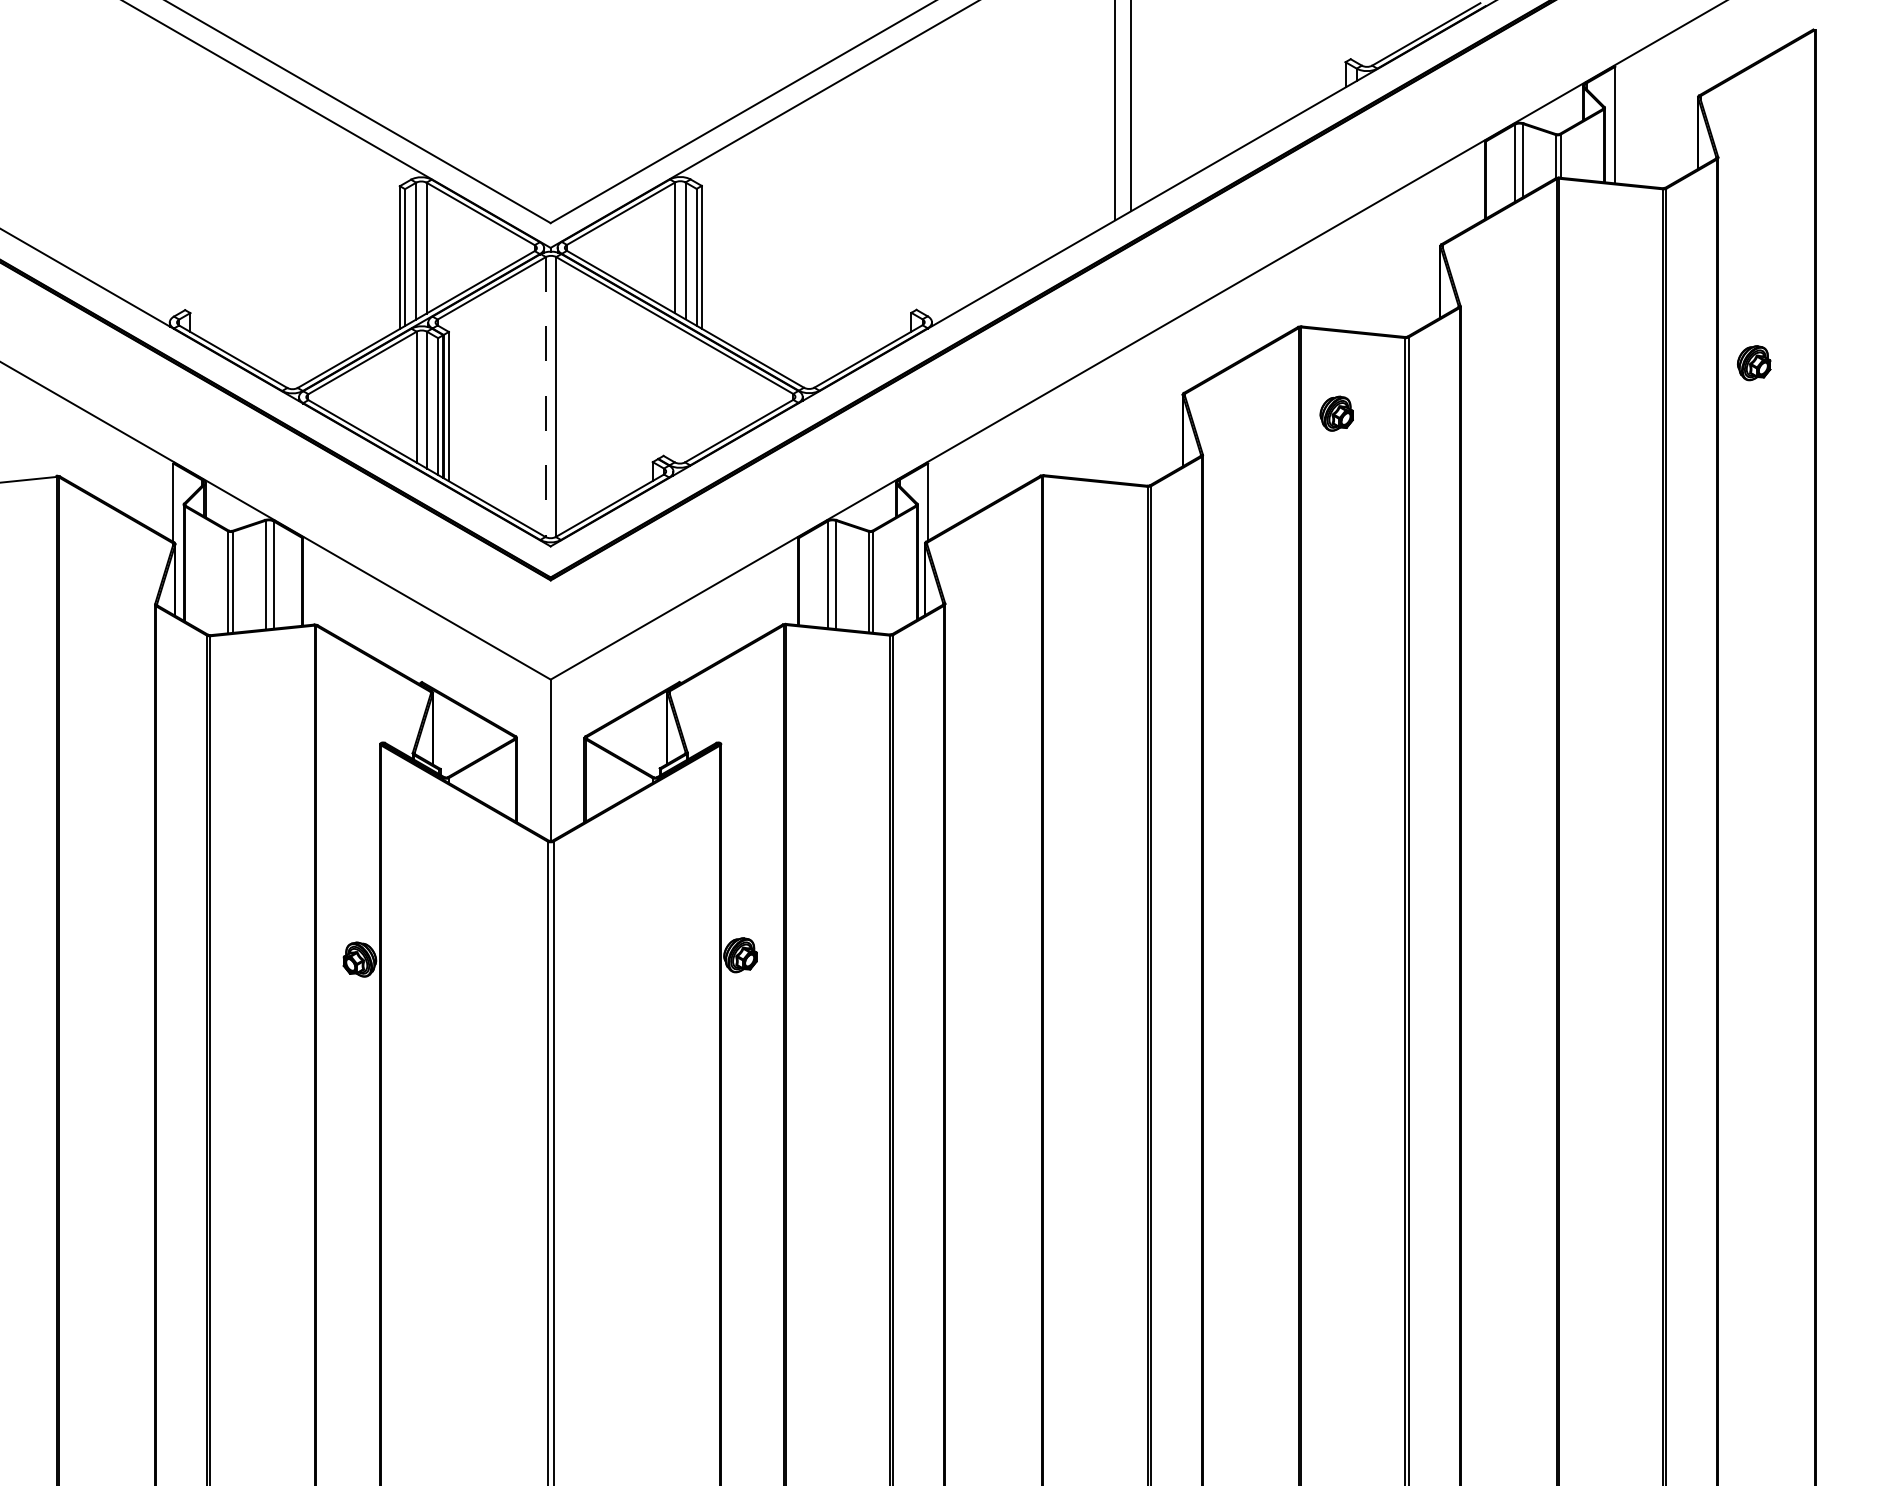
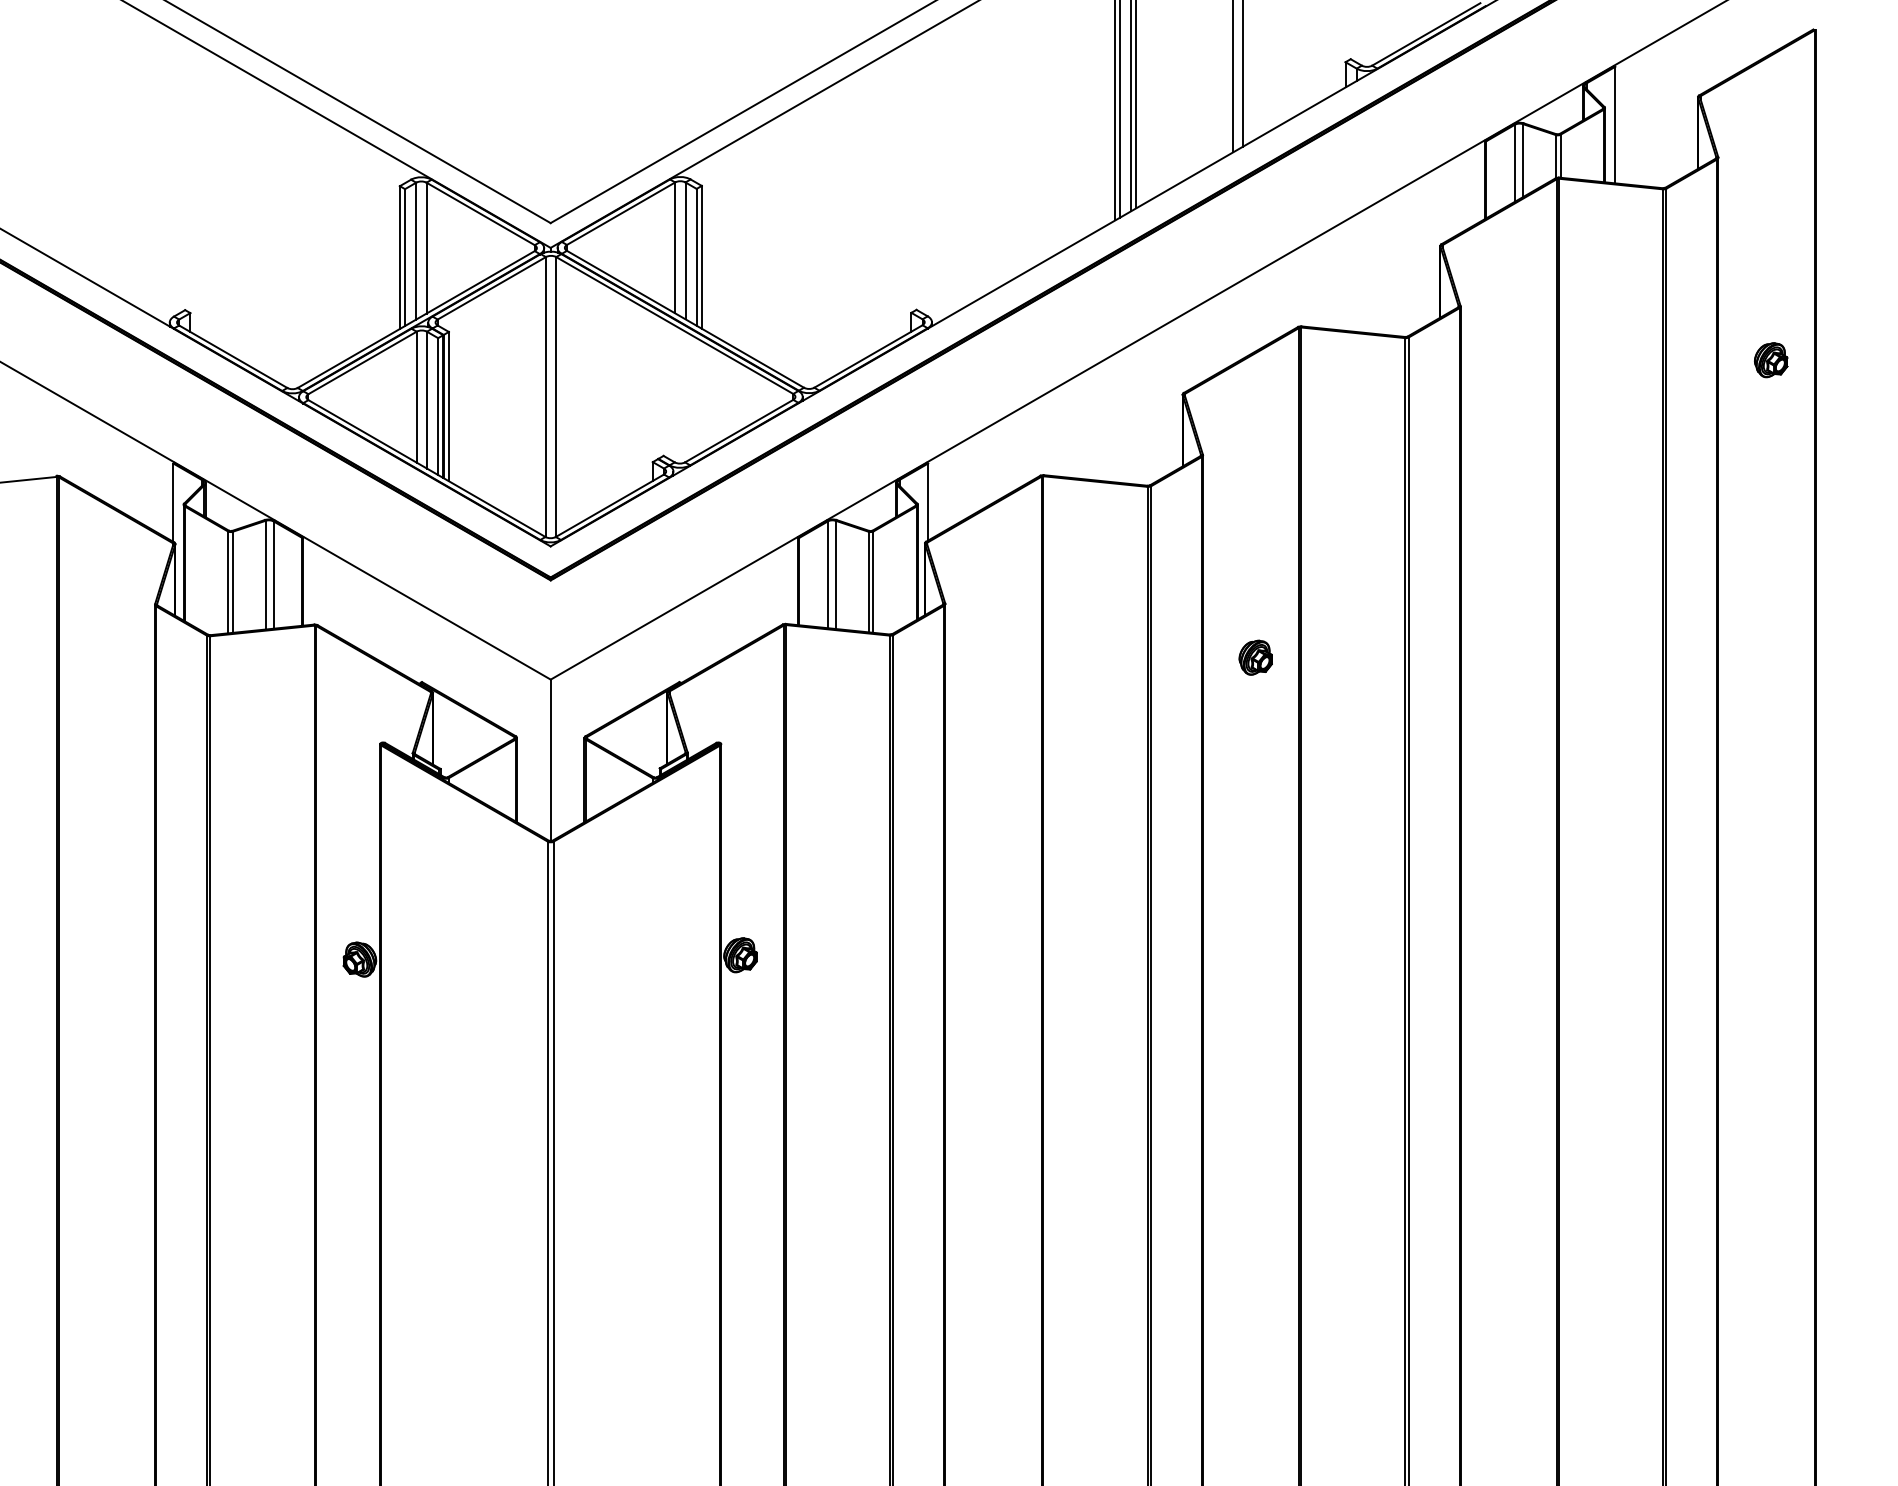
line: none -> present (1243, 74)
line: none -> present (1233, 77)
line: none -> present (1136, 105)
line: none -> present (1119, 109)
part position: (1754, 363) -> (1771, 360) (1771, 360)
line: dashed -> solid (545, 397)
part position: (1336, 413) -> (1255, 657) (1255, 657)
